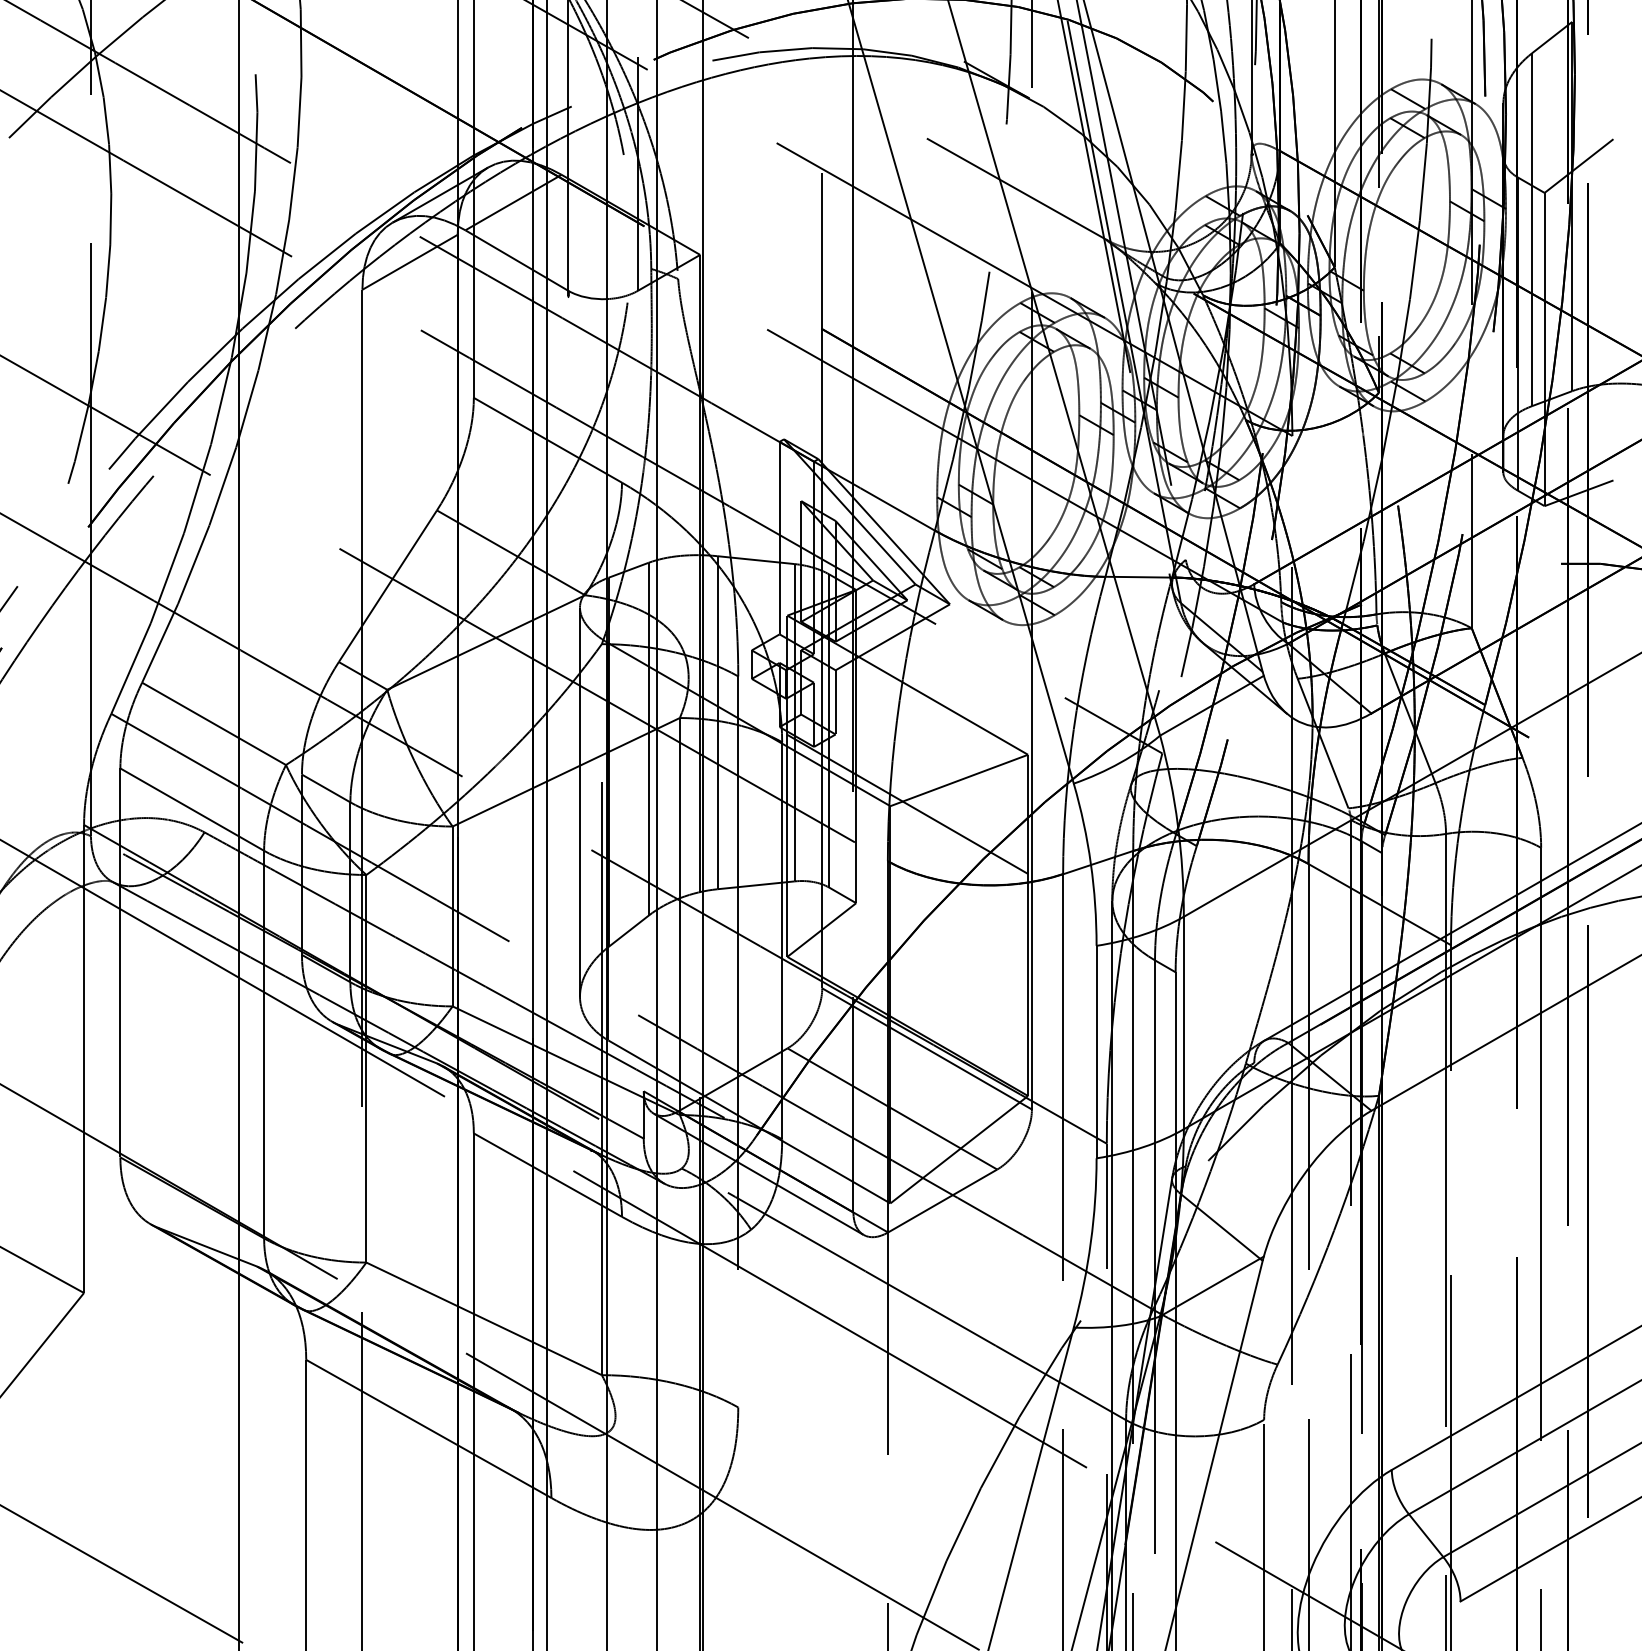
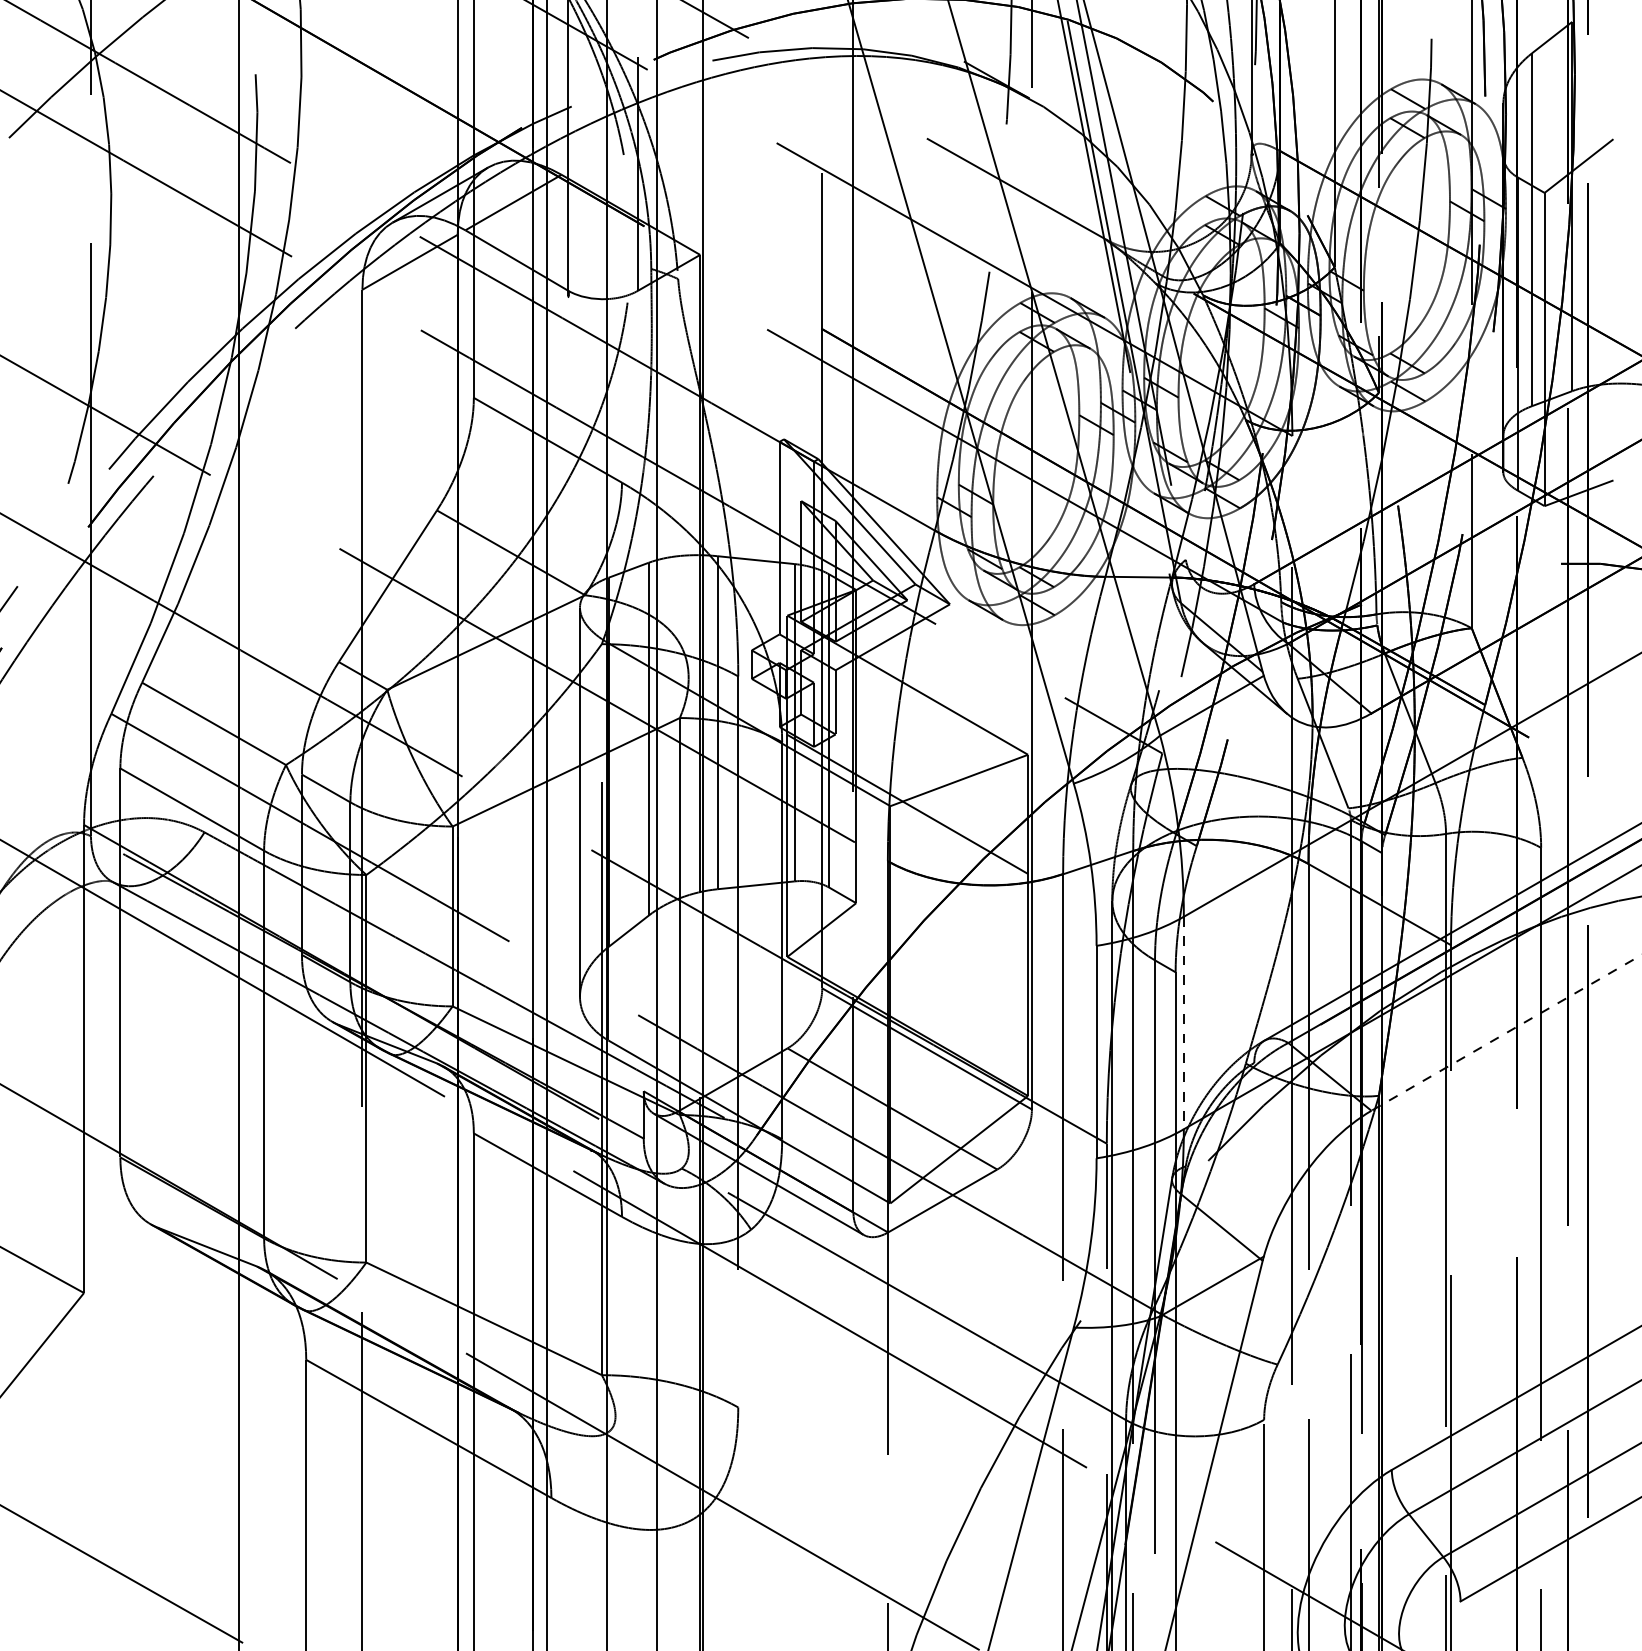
line: solid -> dashed (1183, 1023)
line: solid -> dashed (1506, 1032)
